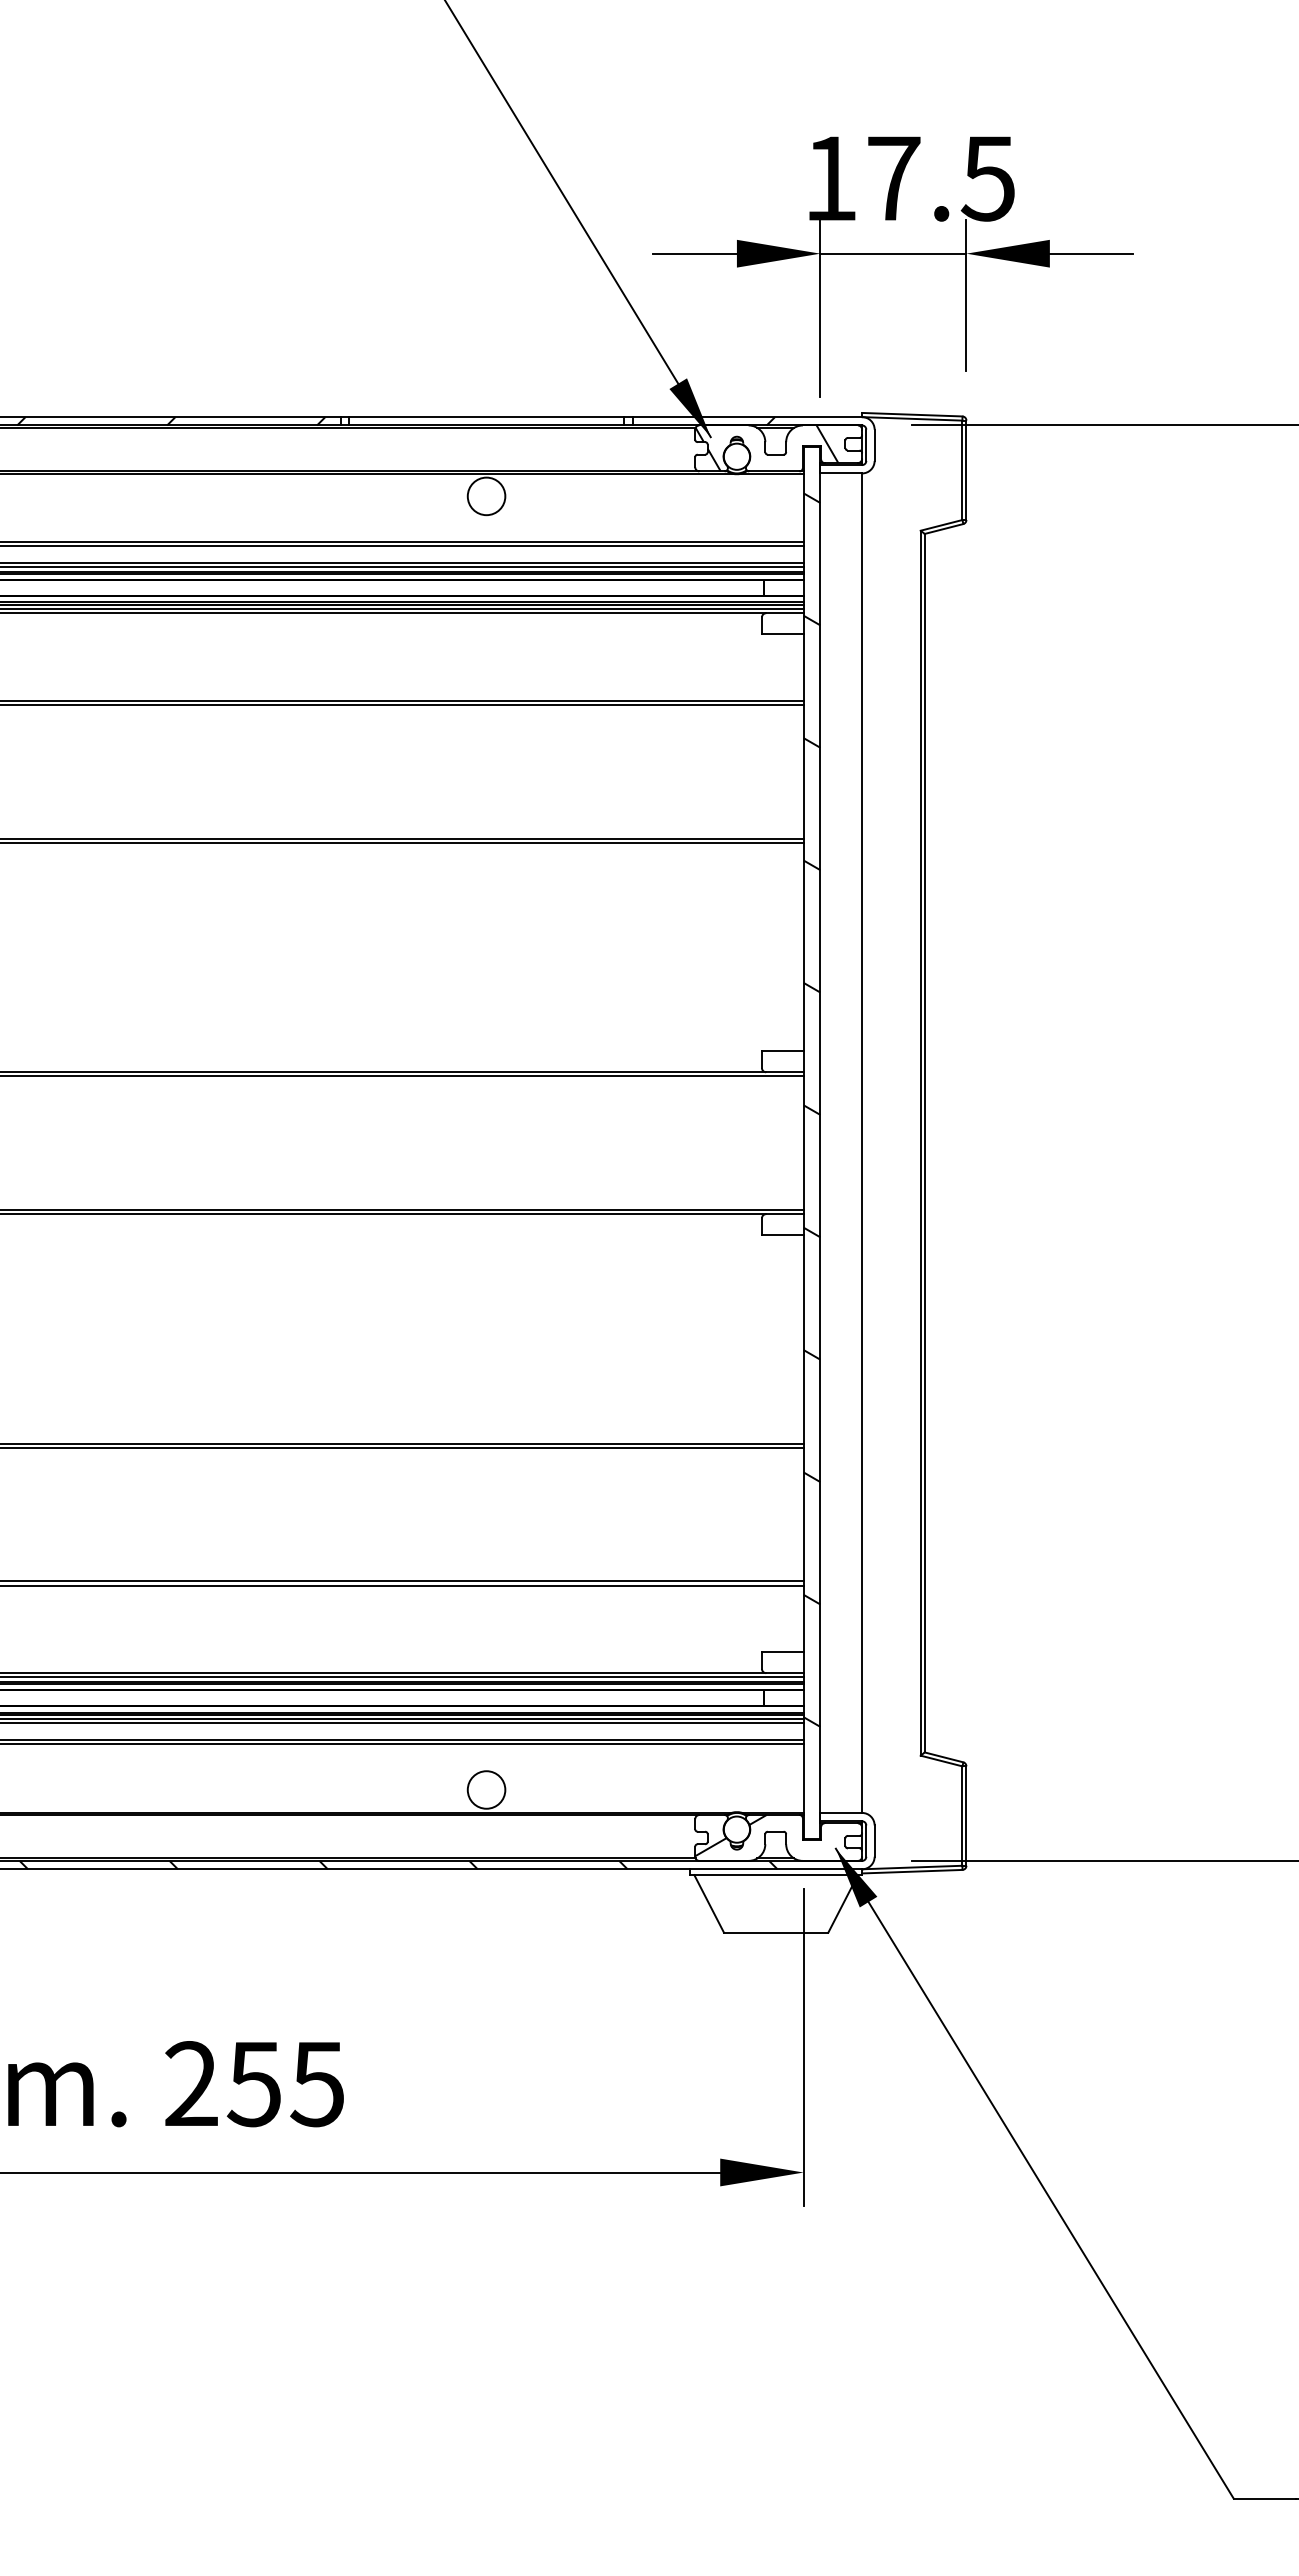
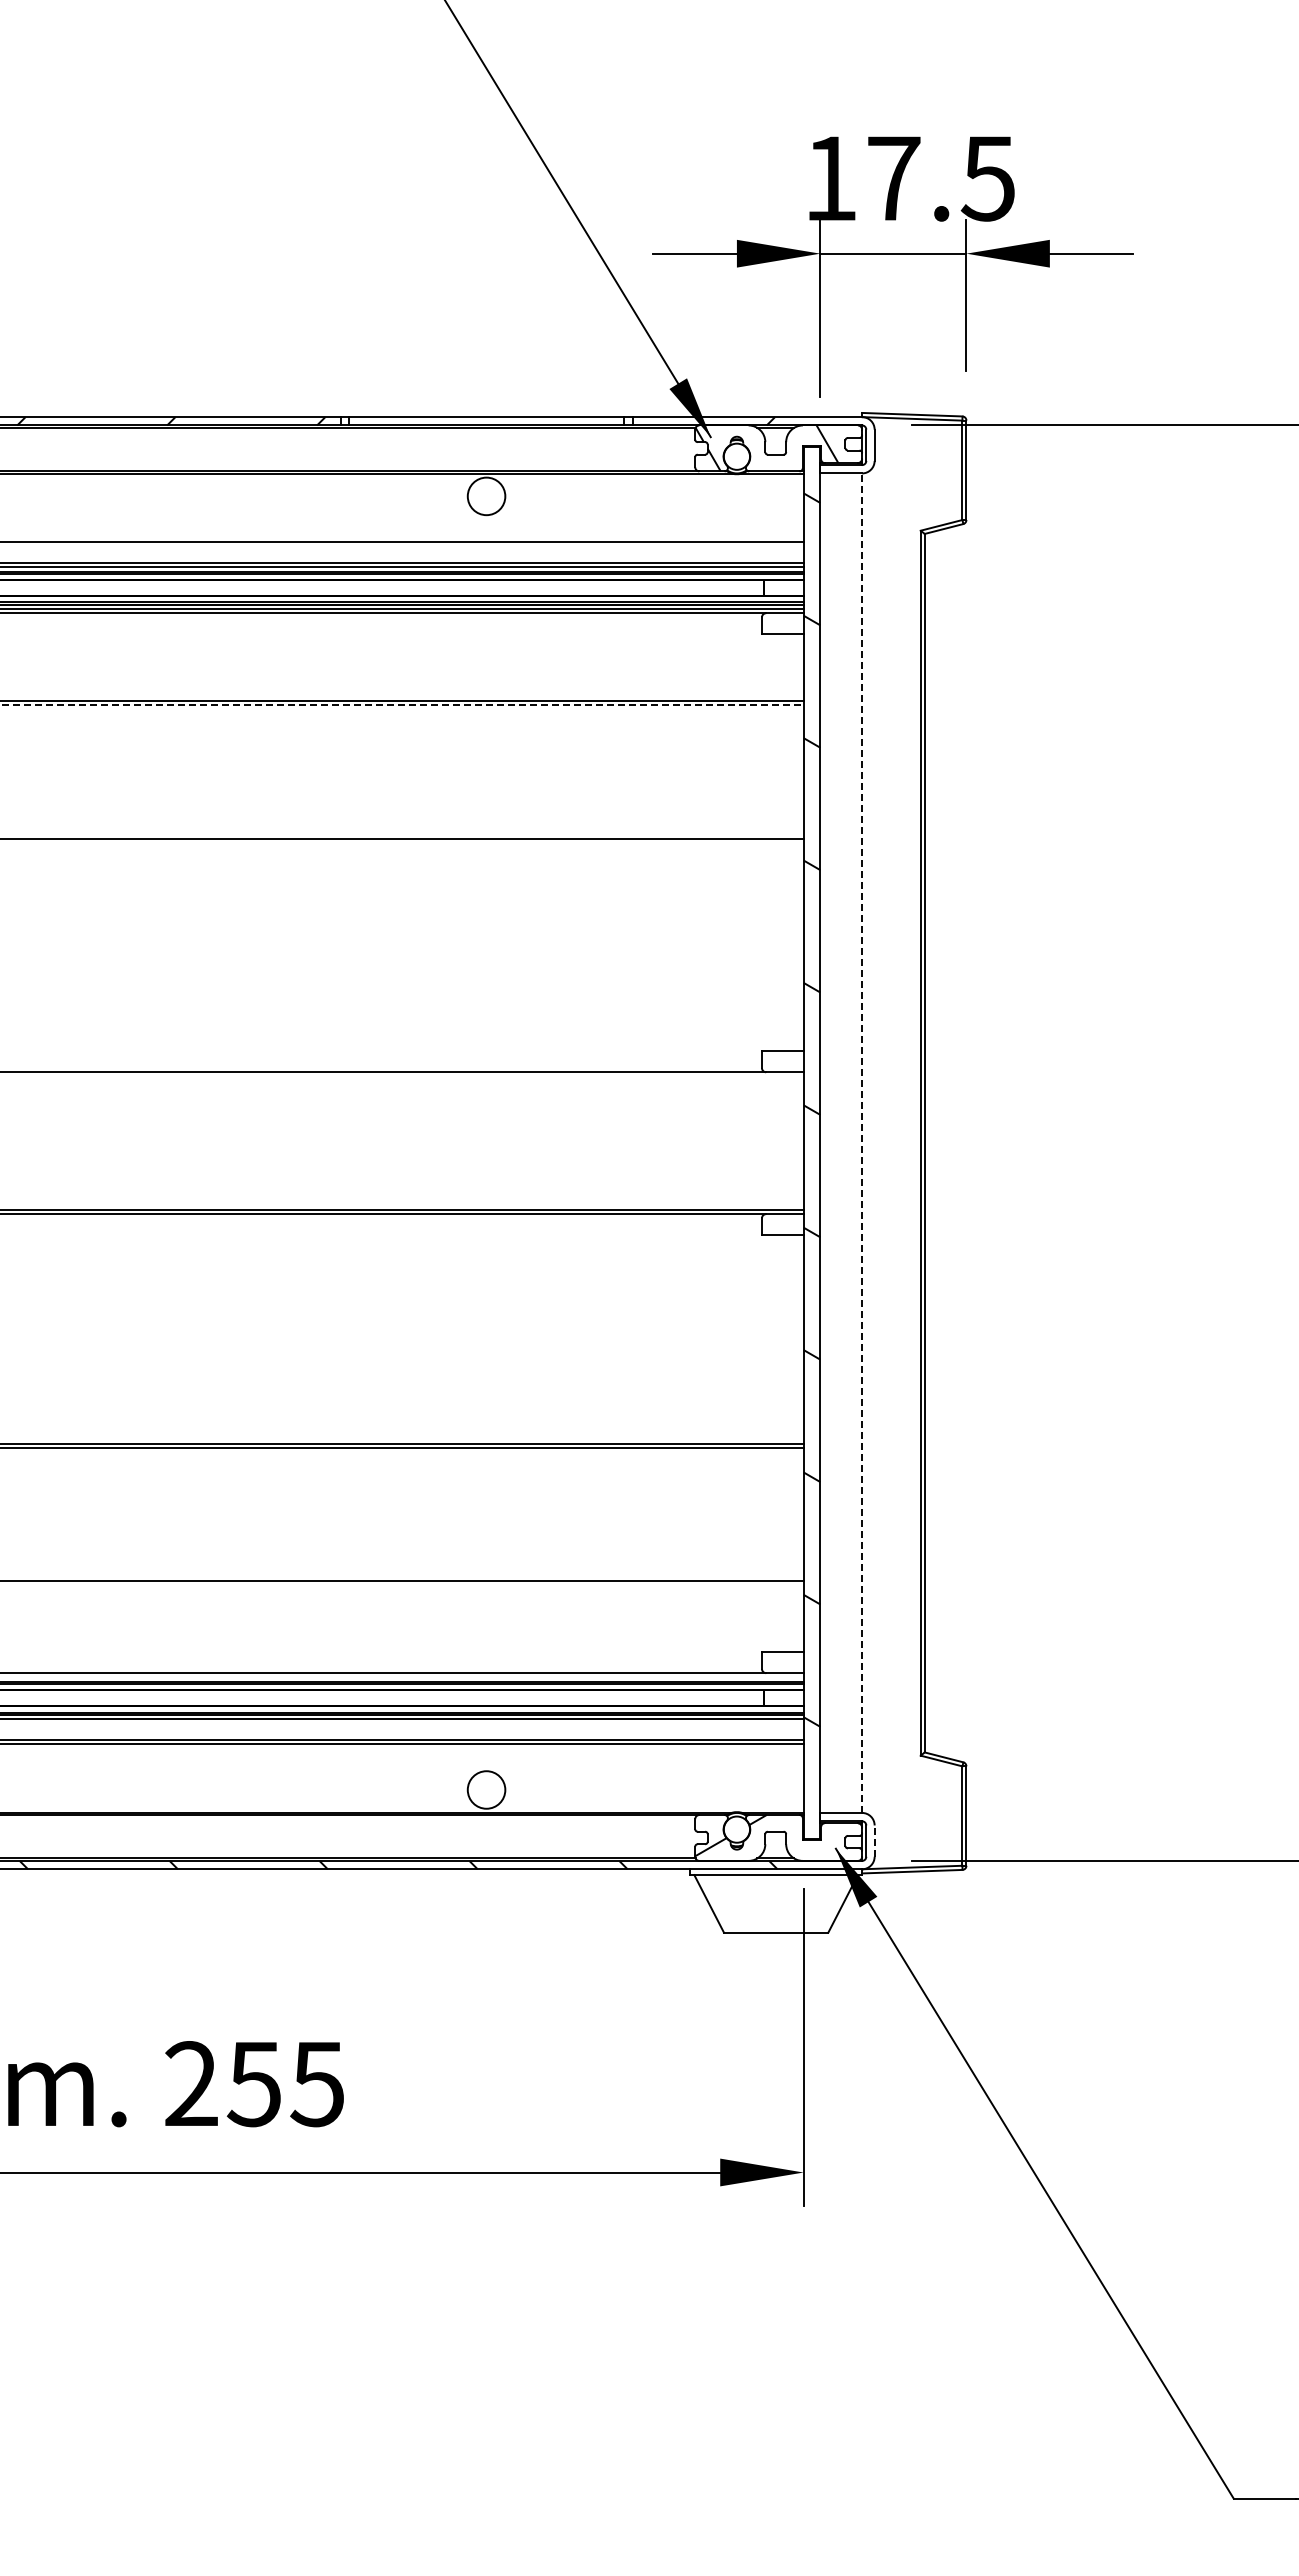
line: present -> none (402, 546)
line: solid -> dashed (402, 705)
line: present -> none (402, 842)
line: present -> none (402, 1076)
line: solid -> dashed (862, 1143)
line: present -> none (402, 1585)
line: present -> none (402, 1677)
line: present -> none (402, 1723)
line: solid -> dashed (874, 1841)
